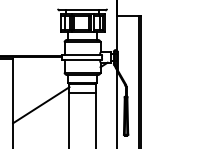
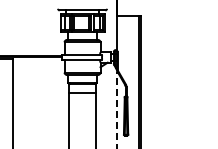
line: present -> none (41, 105)
line: solid -> dashed (117, 109)
